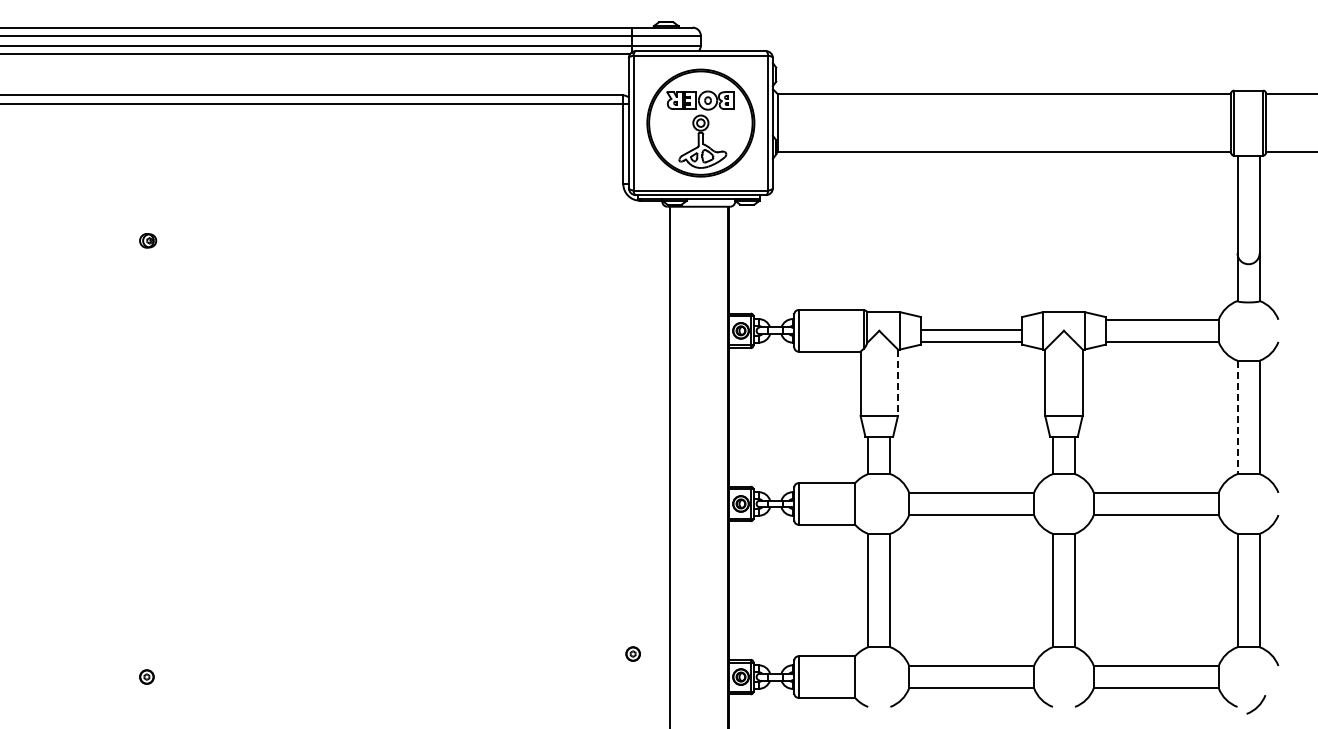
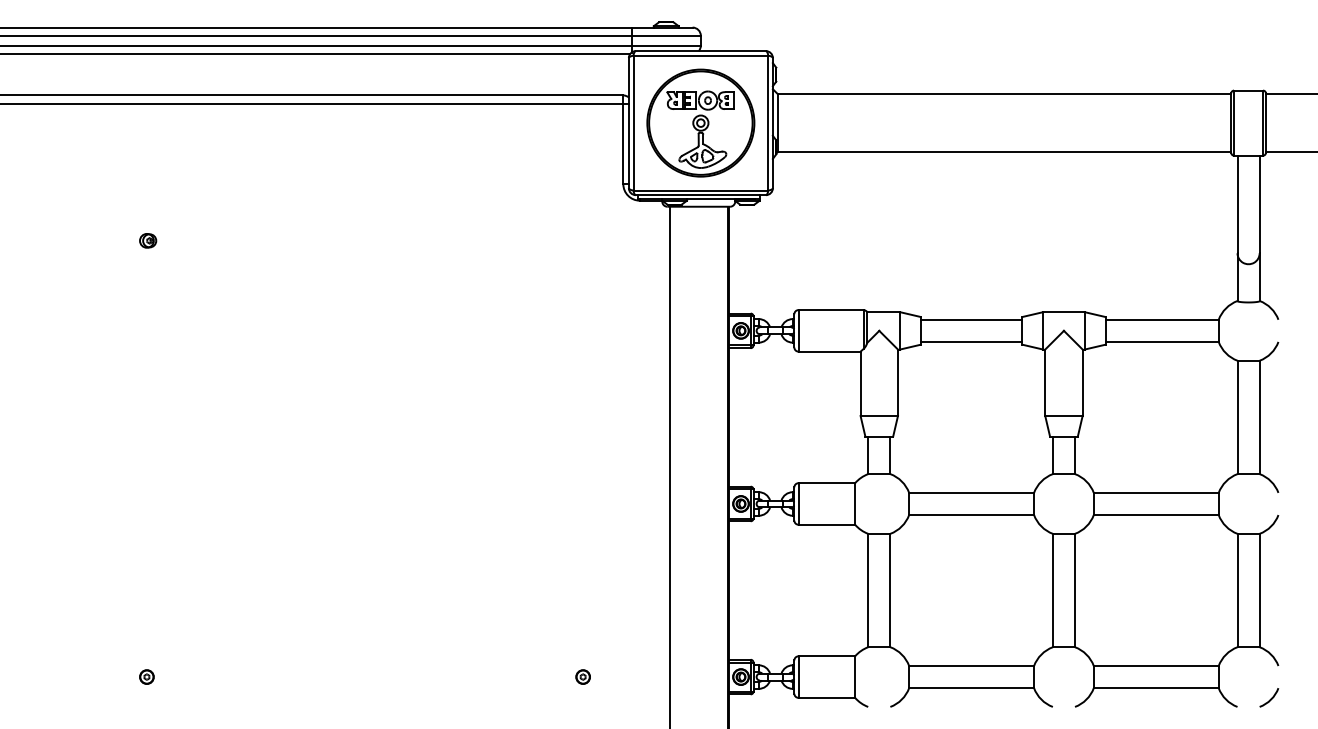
line position: (971, 329) -> (971, 319) (971, 319)
line: dashed -> solid (897, 383)
line: dashed -> solid (1237, 417)
part position: (632, 653) -> (582, 676) (582, 676)
arc position: (1257, 705) -> (1270, 698) (1270, 698)
